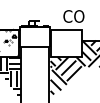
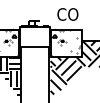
text position: (73, 16) -> (67, 14) (67, 14)
hatch: none -> present (65, 42)
